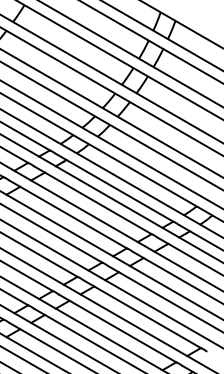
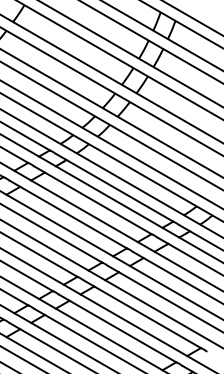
line: none -> present (192, 18)
